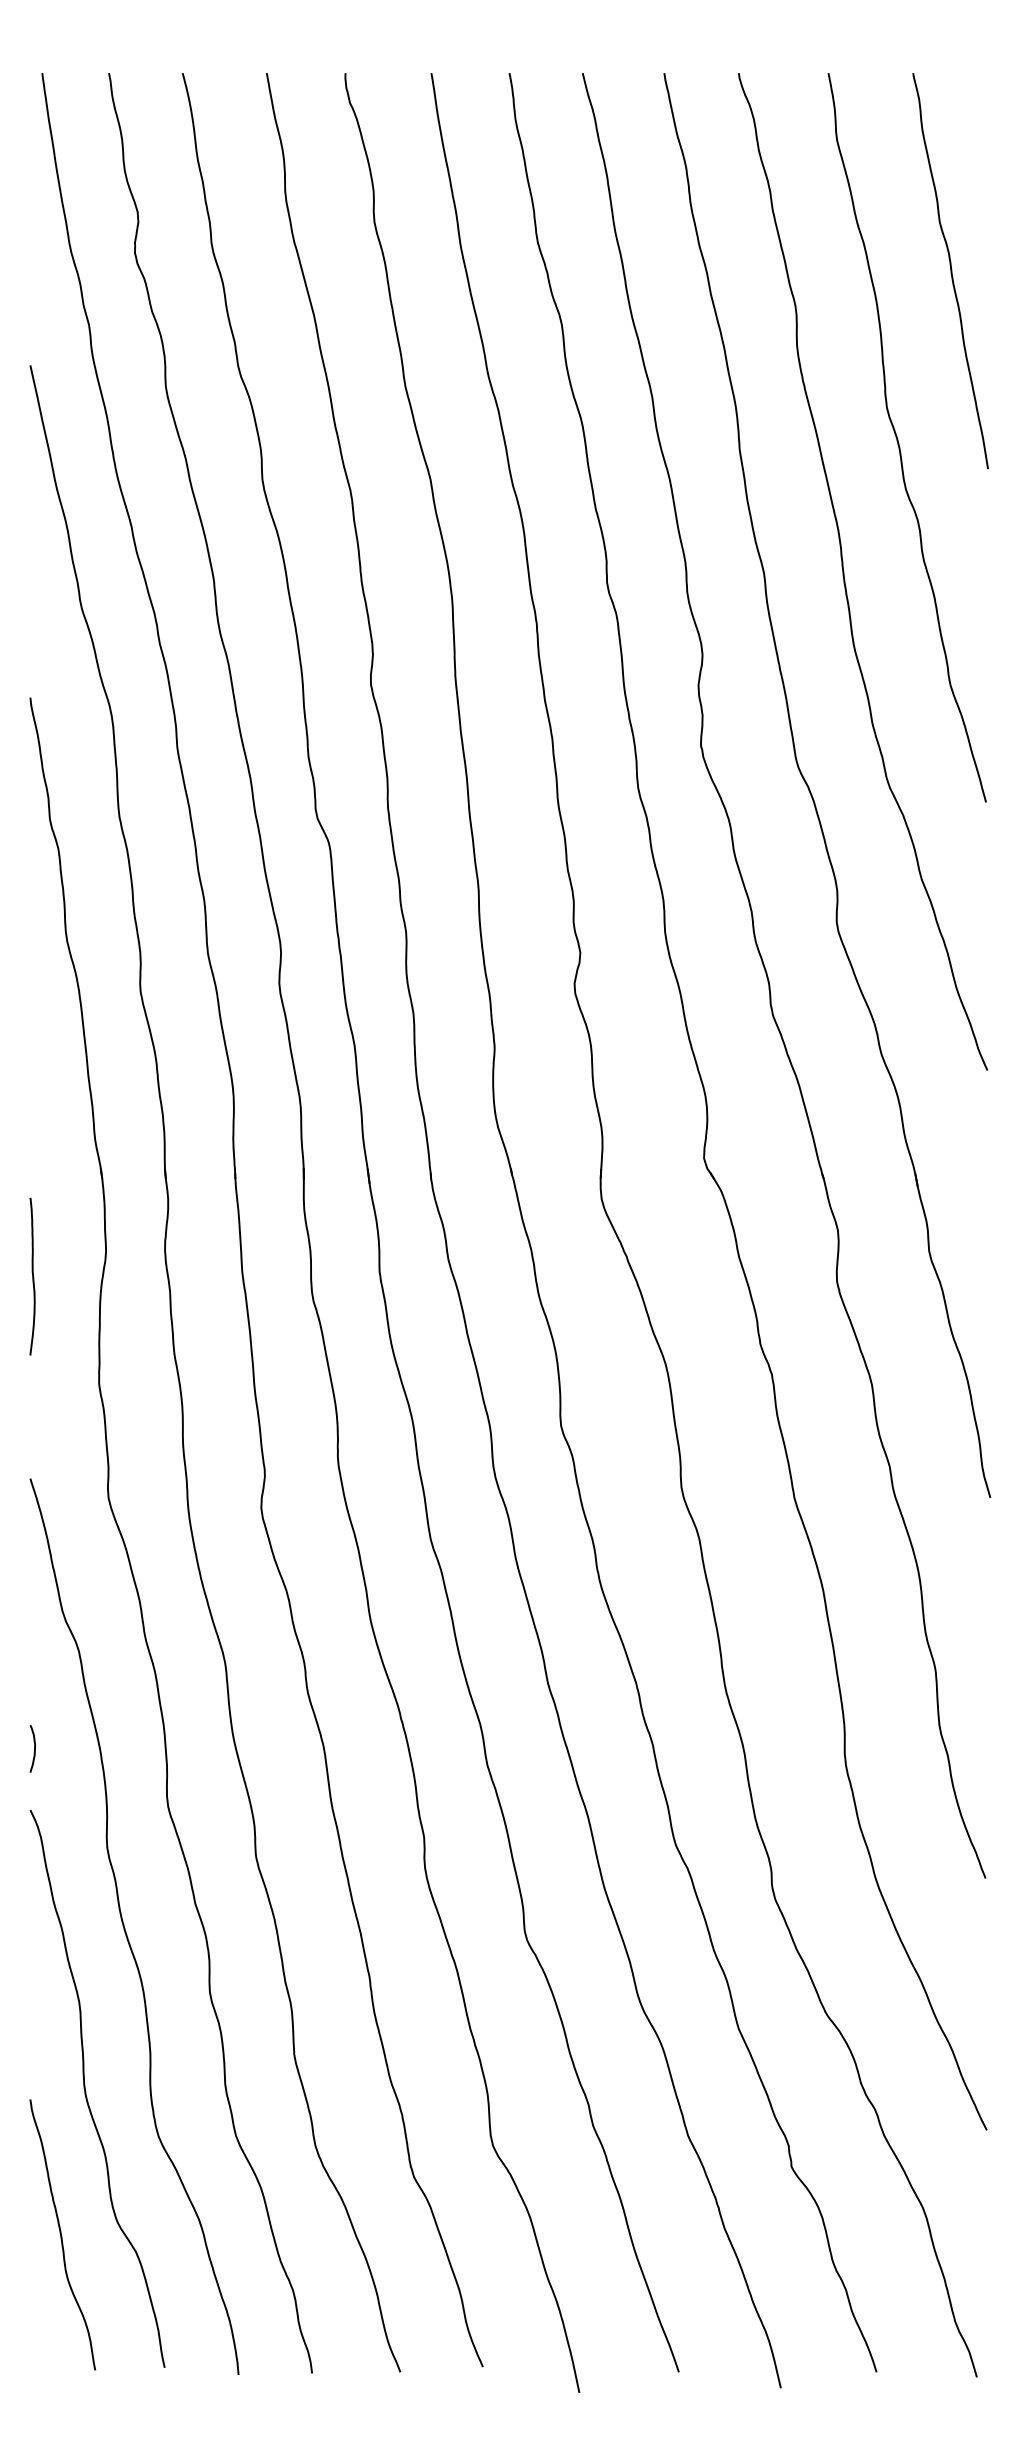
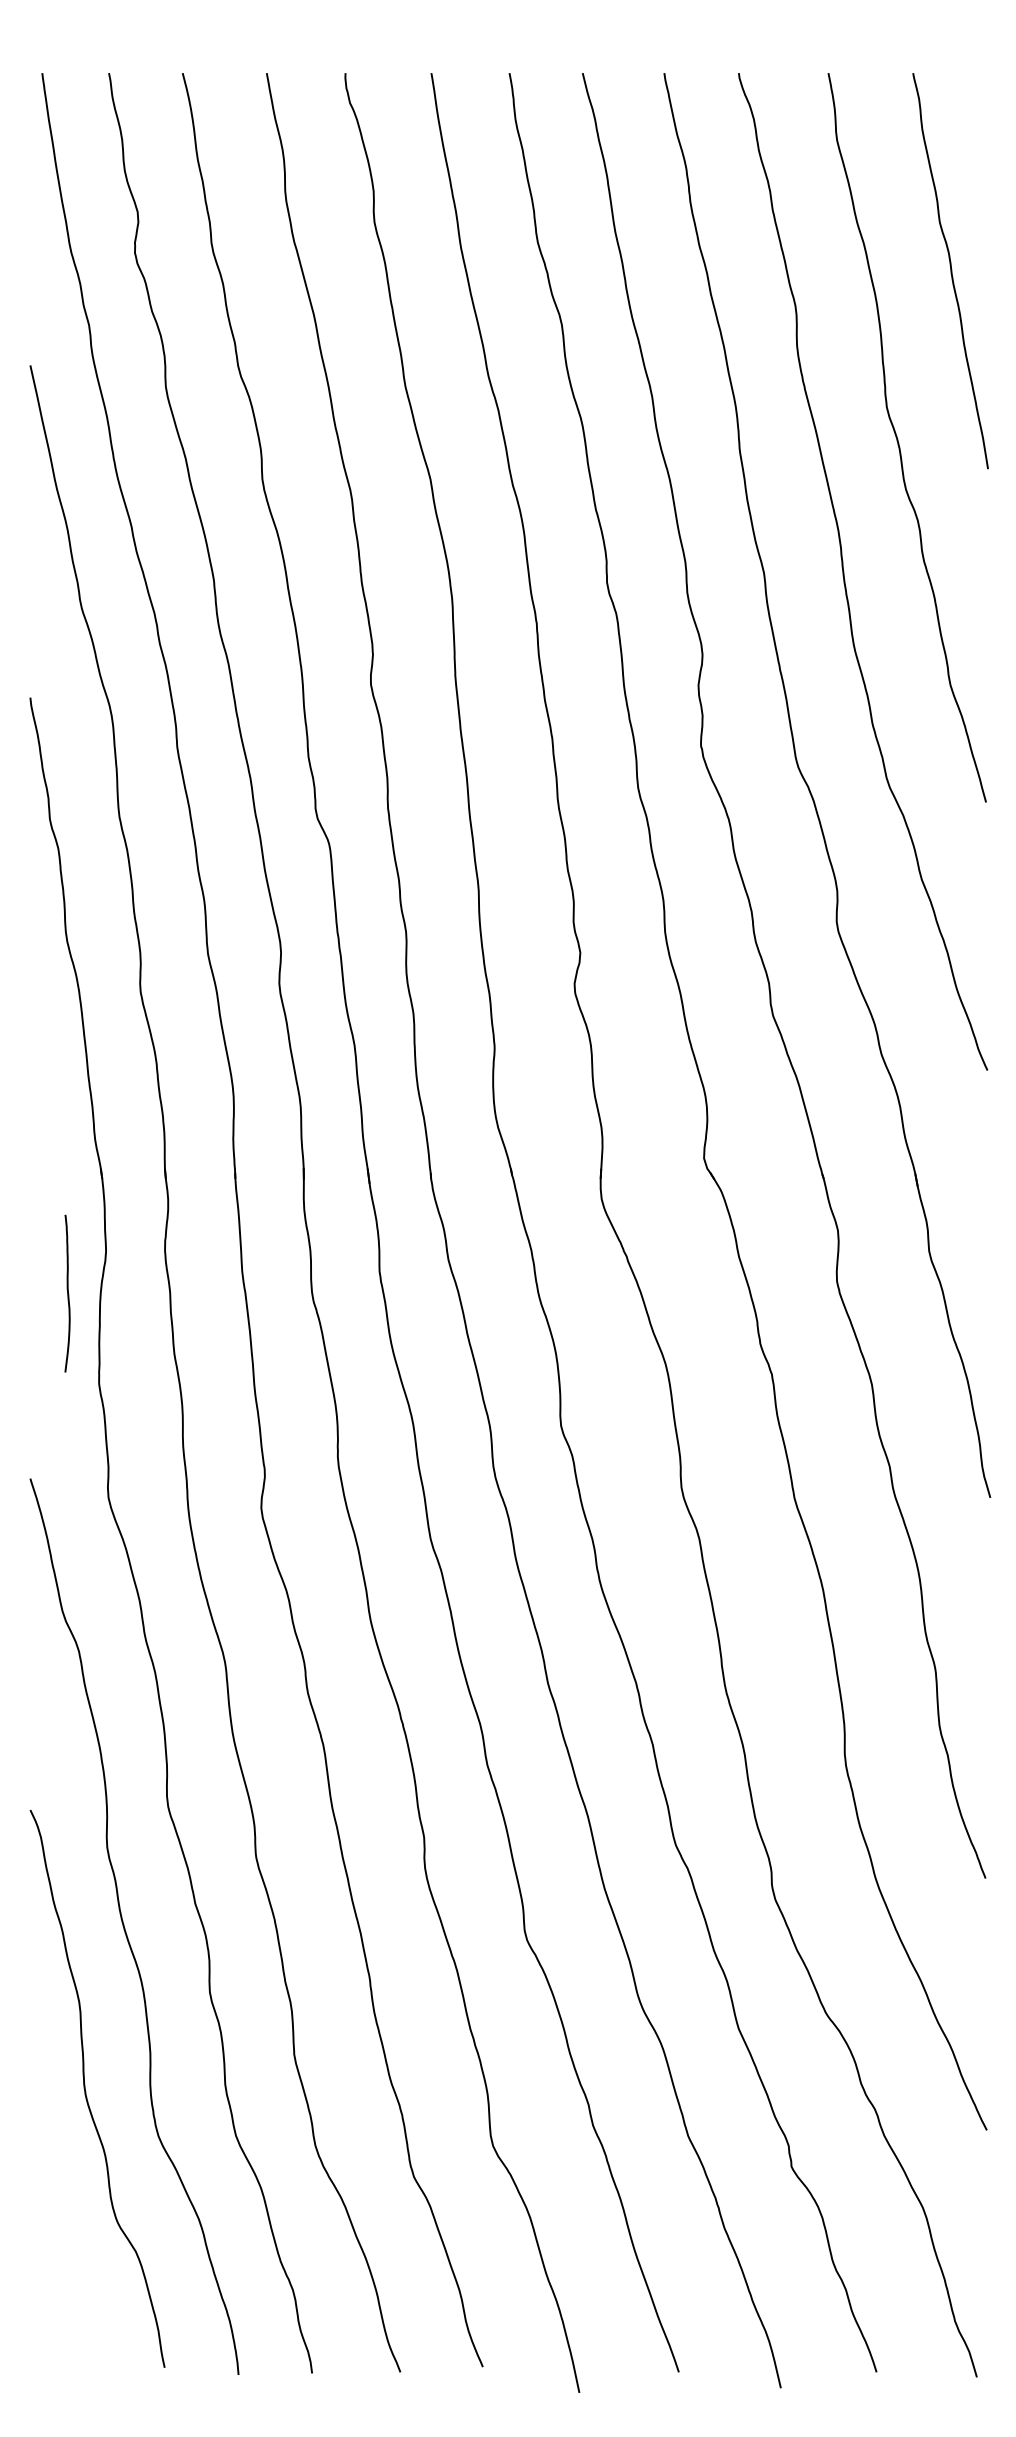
curve position: (32, 1276) -> (67, 1293) (67, 1293)
curve: present -> none (34, 1748)
curve: present -> none (61, 2234)
